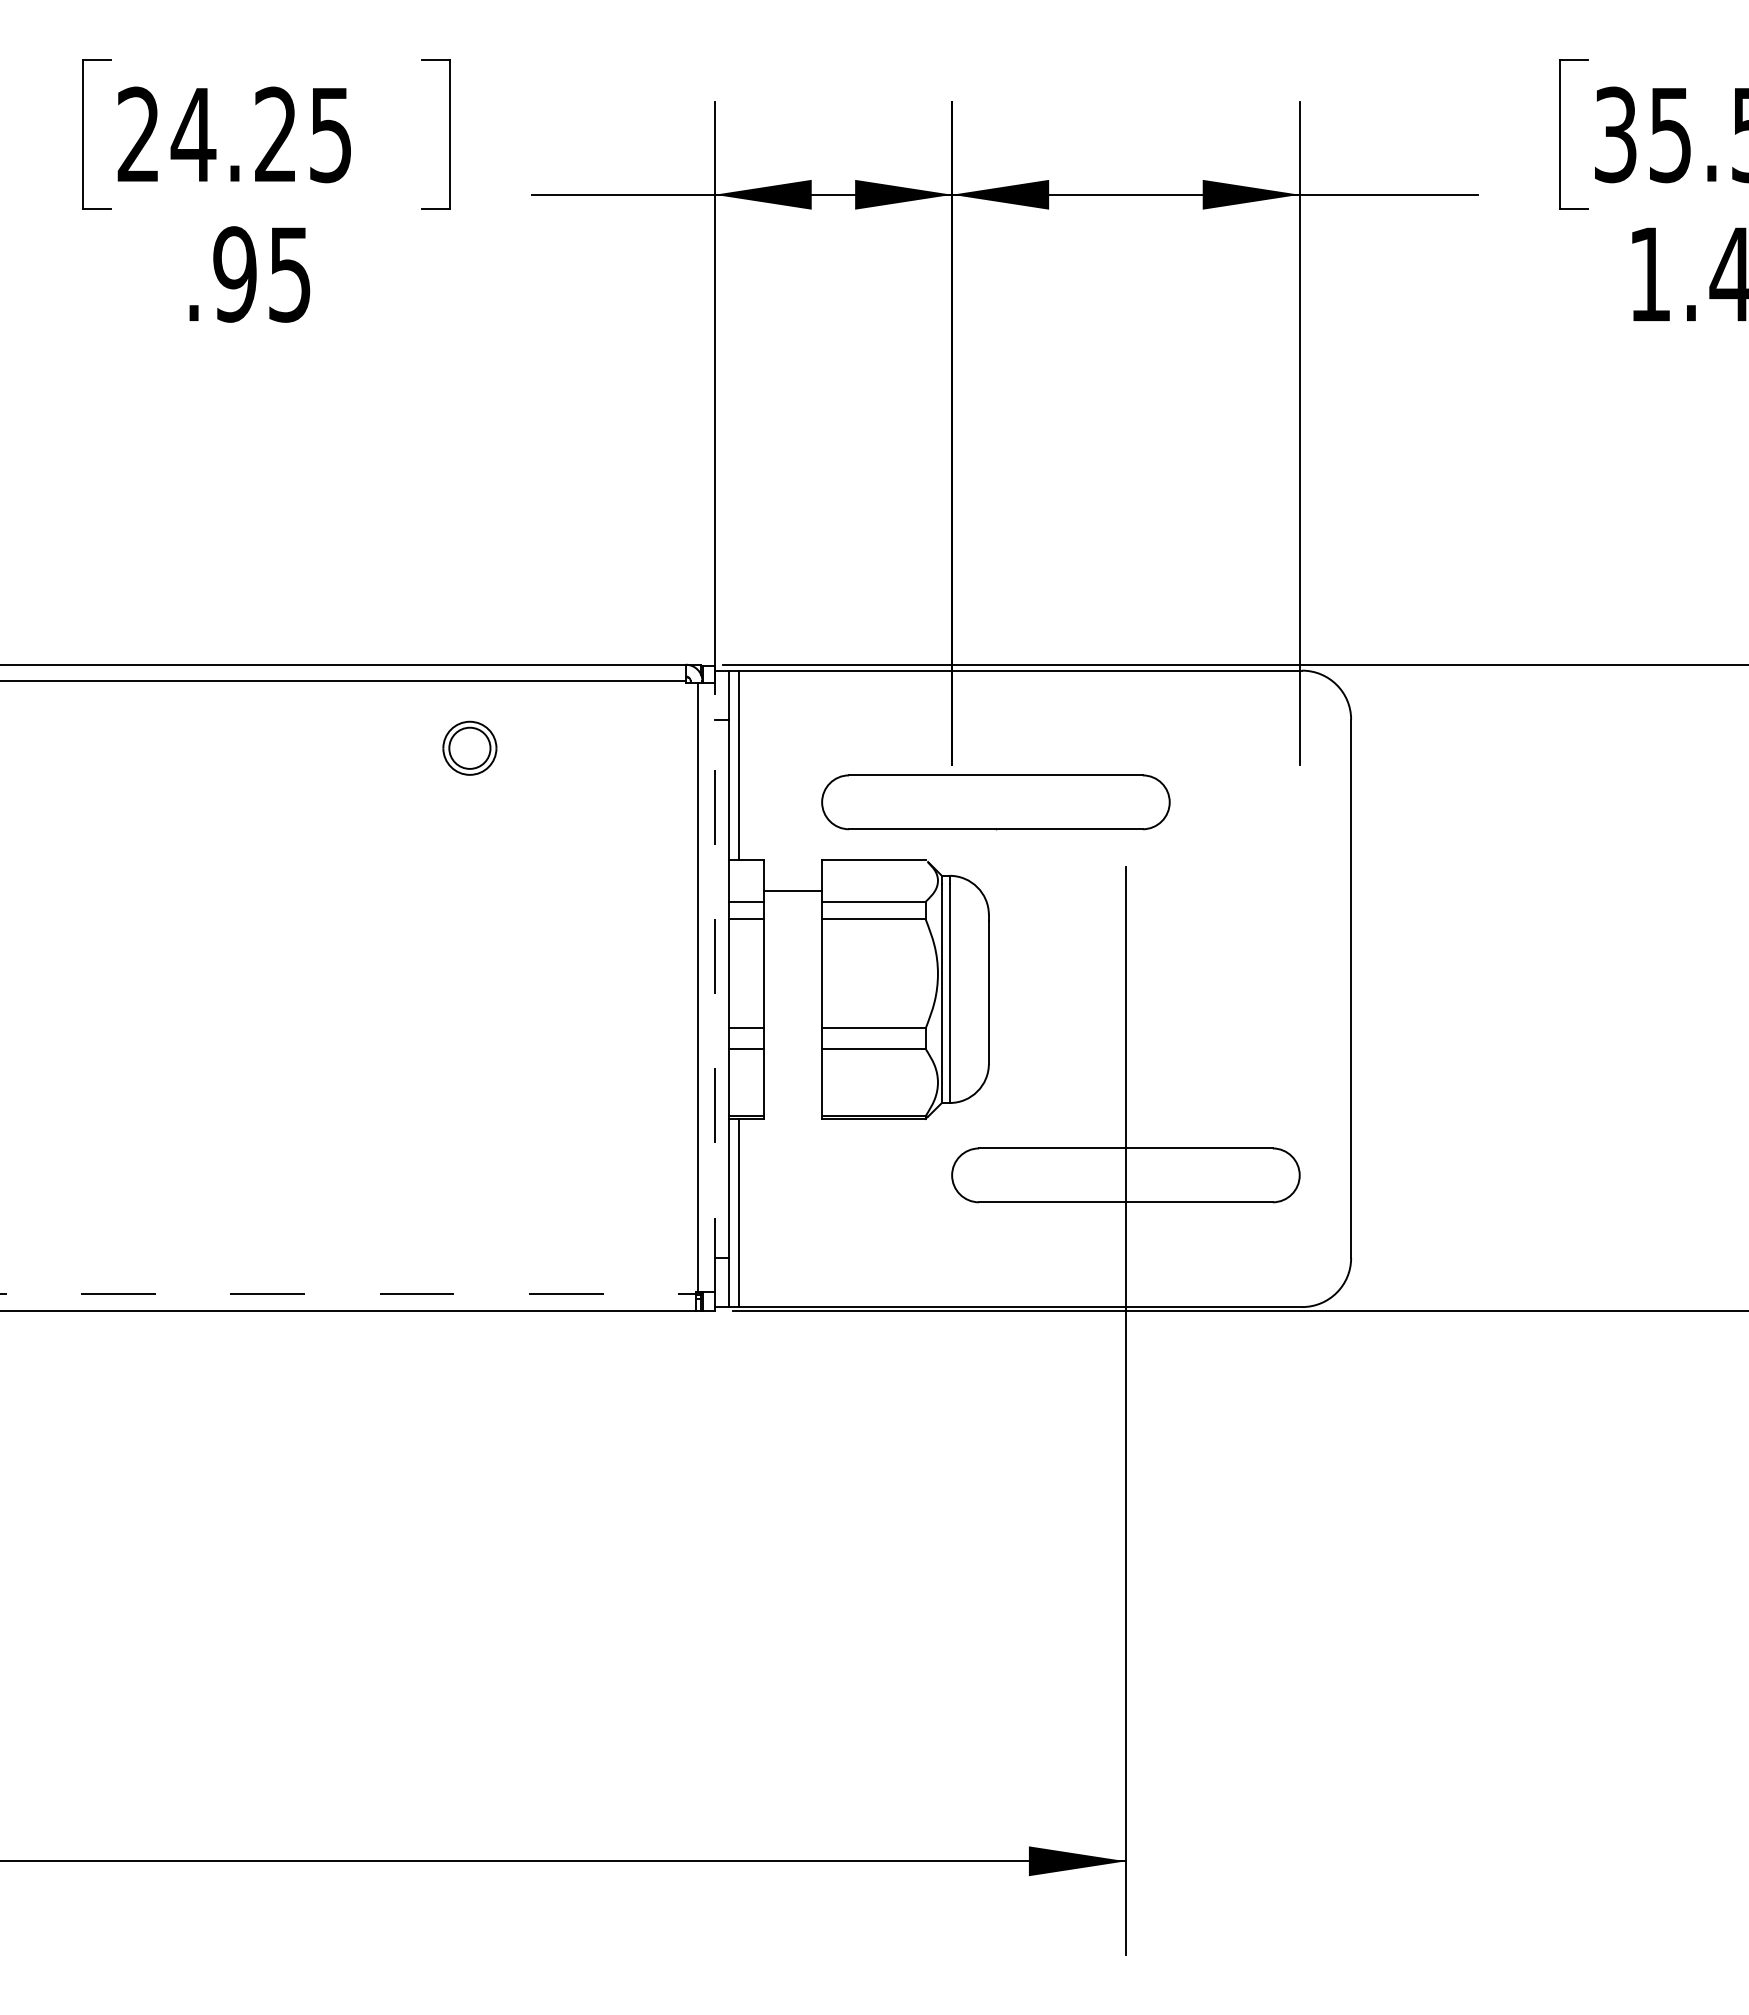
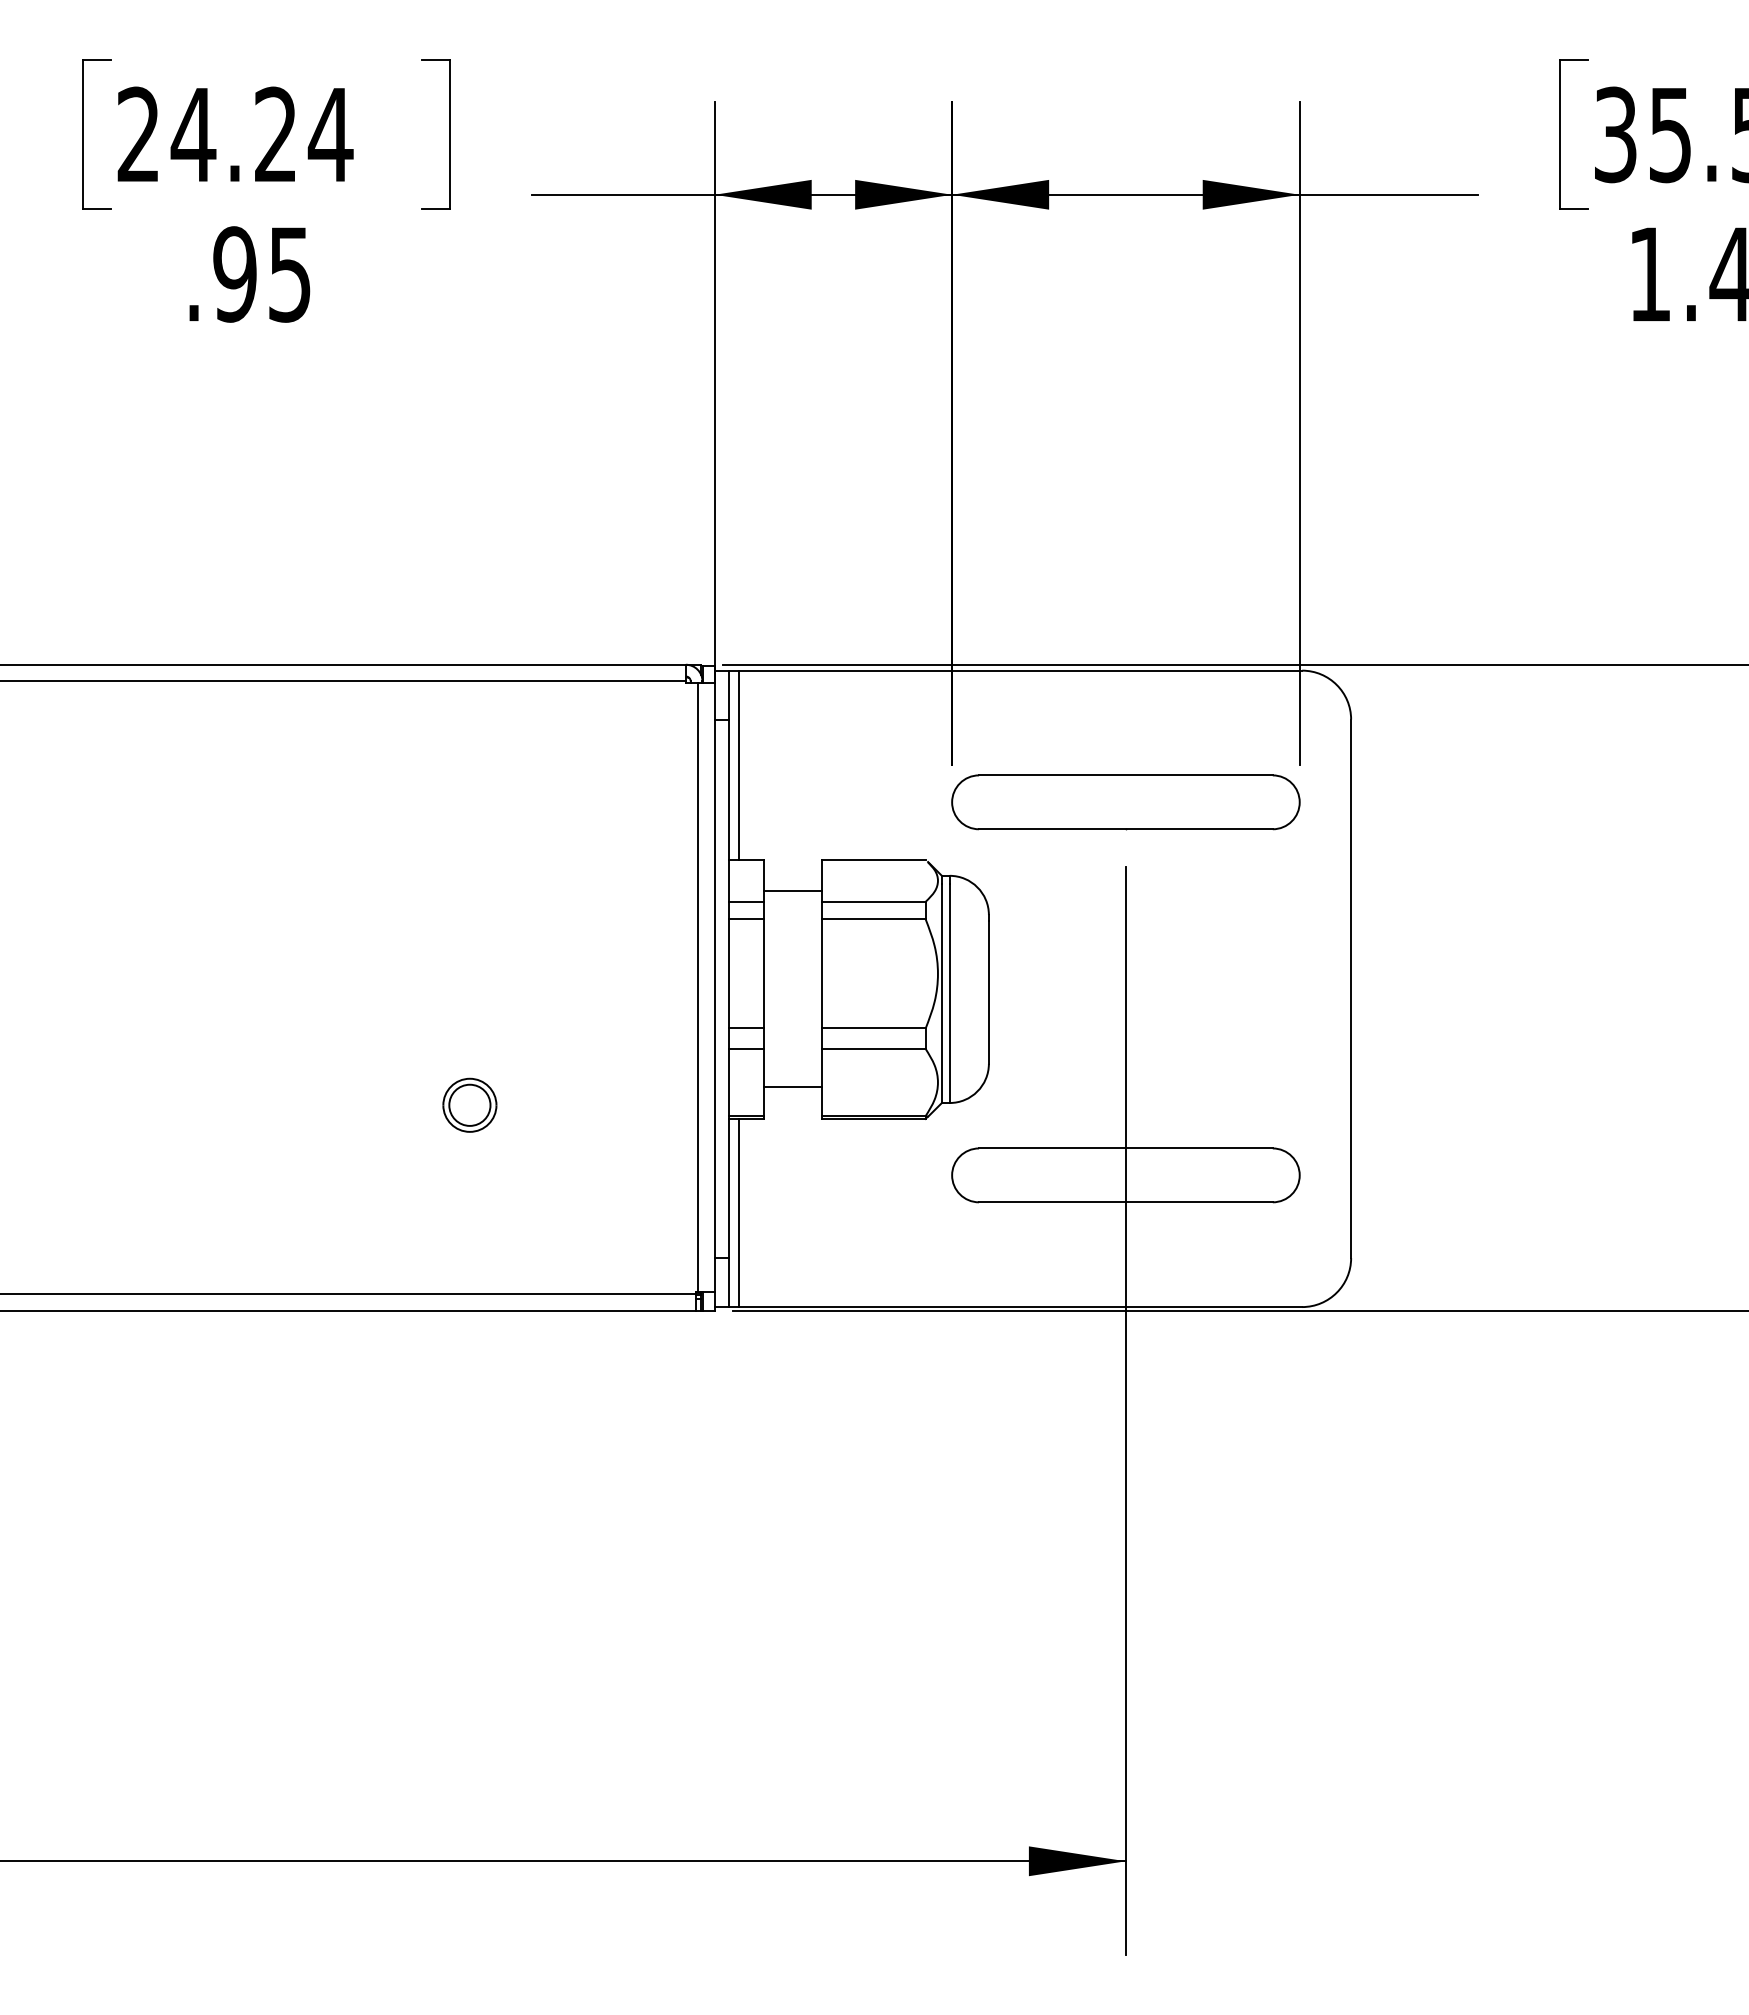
text: 24.25 -> 24.24 (330, 135)
part position: (469, 747) -> (469, 1104) (469, 1104)
part position: (995, 802) -> (1125, 802) (1125, 802)
line: dashed -> solid (714, 987)
line: none -> present (792, 1087)
line: dashed -> solid (348, 1294)
